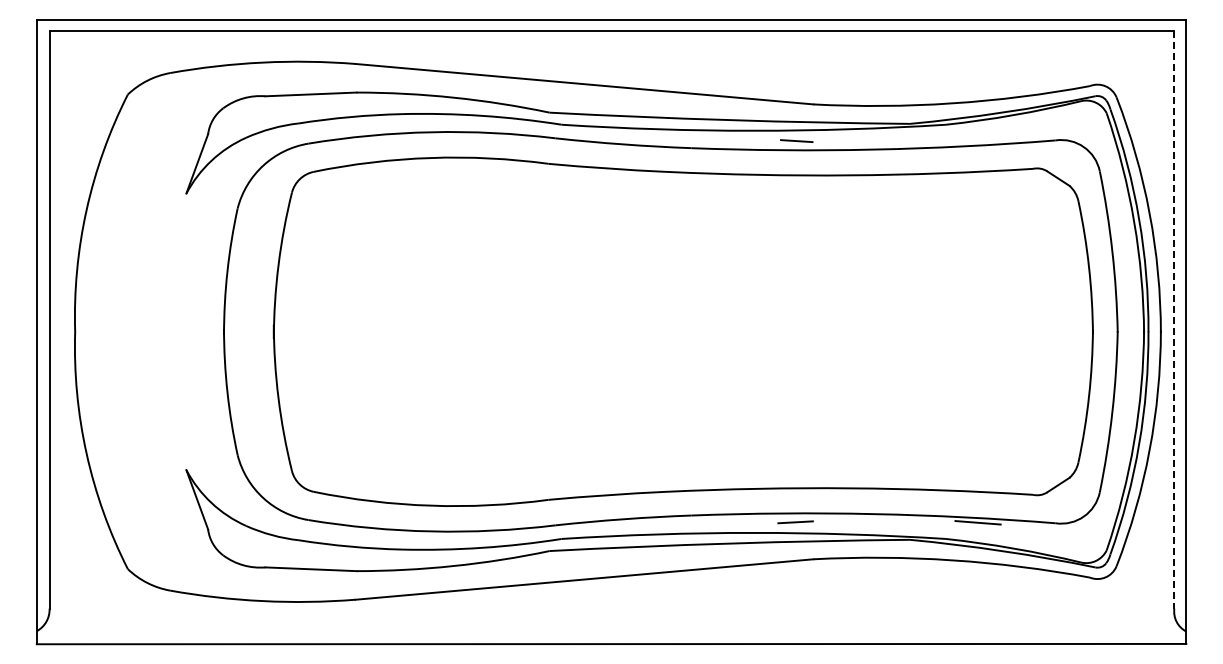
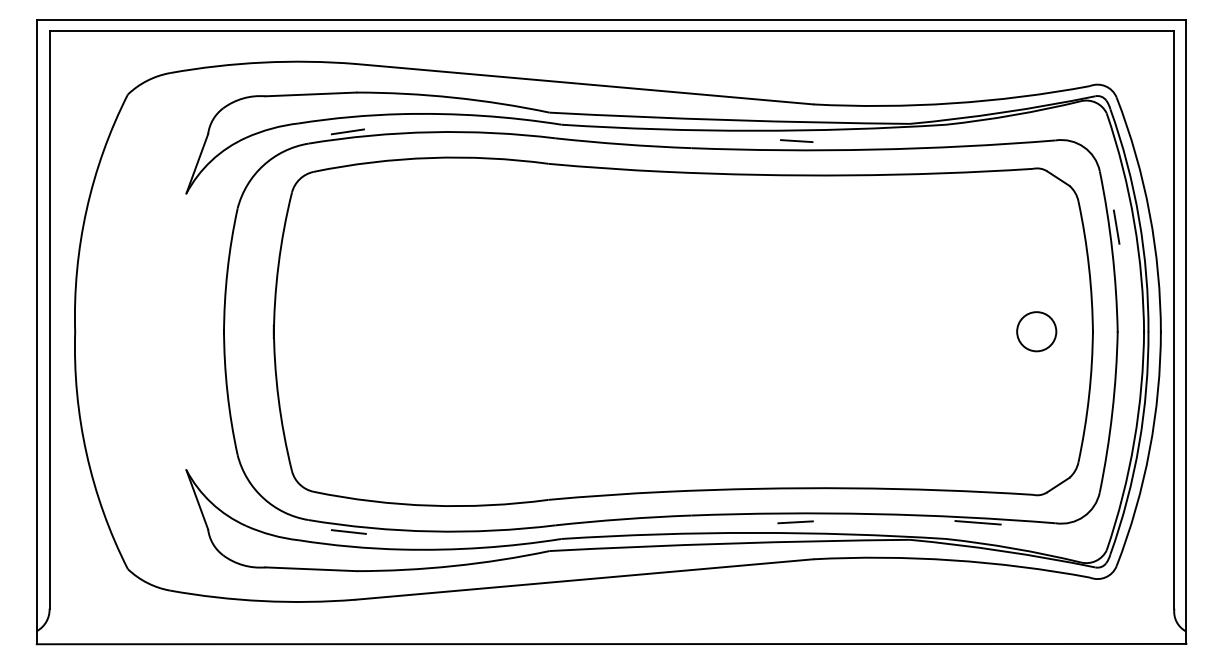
line: none -> present (347, 131)
line: none -> present (1116, 226)
line: dashed -> solid (1174, 320)
circle: none -> present (1036, 331)
line: none -> present (348, 531)
